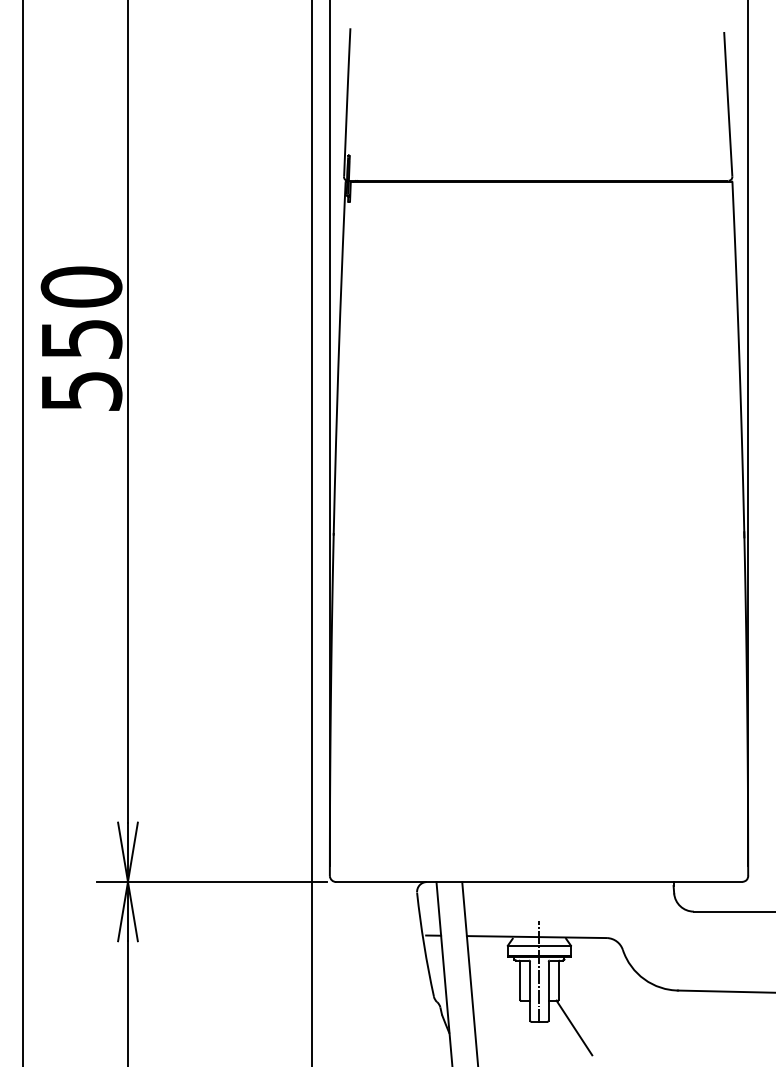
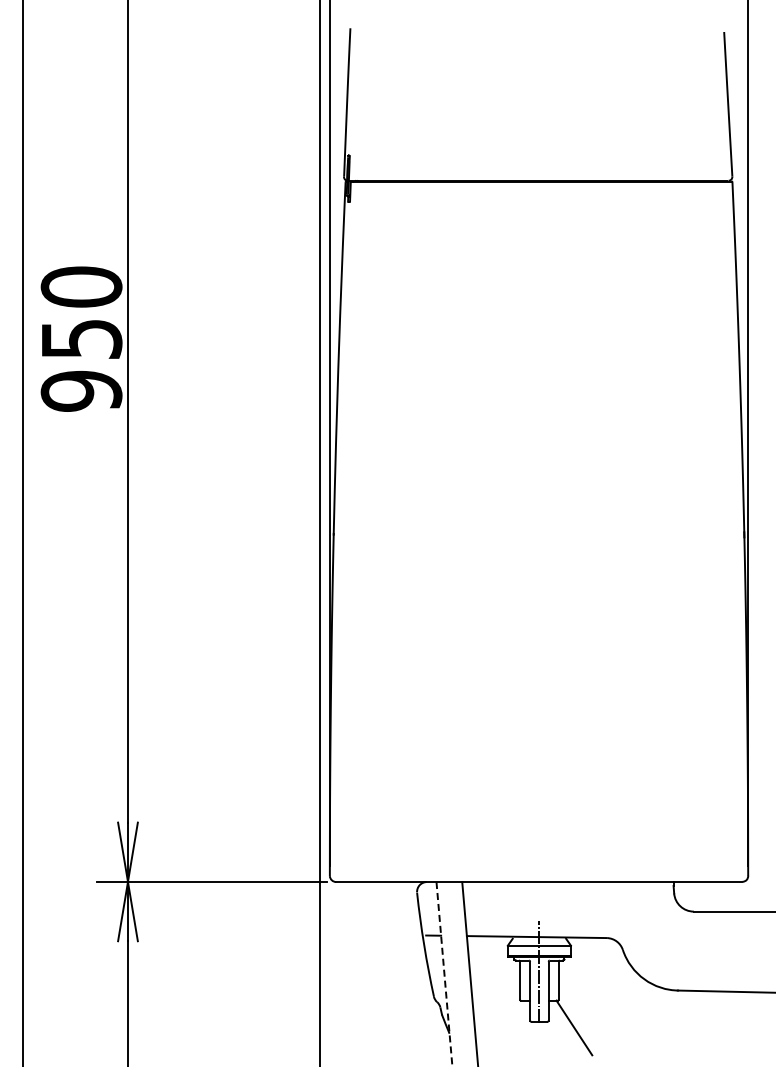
text: 550 -> 950 (81, 390)
line position: (312, 532) -> (320, 532) (320, 532)
line: solid -> dashed (444, 974)
